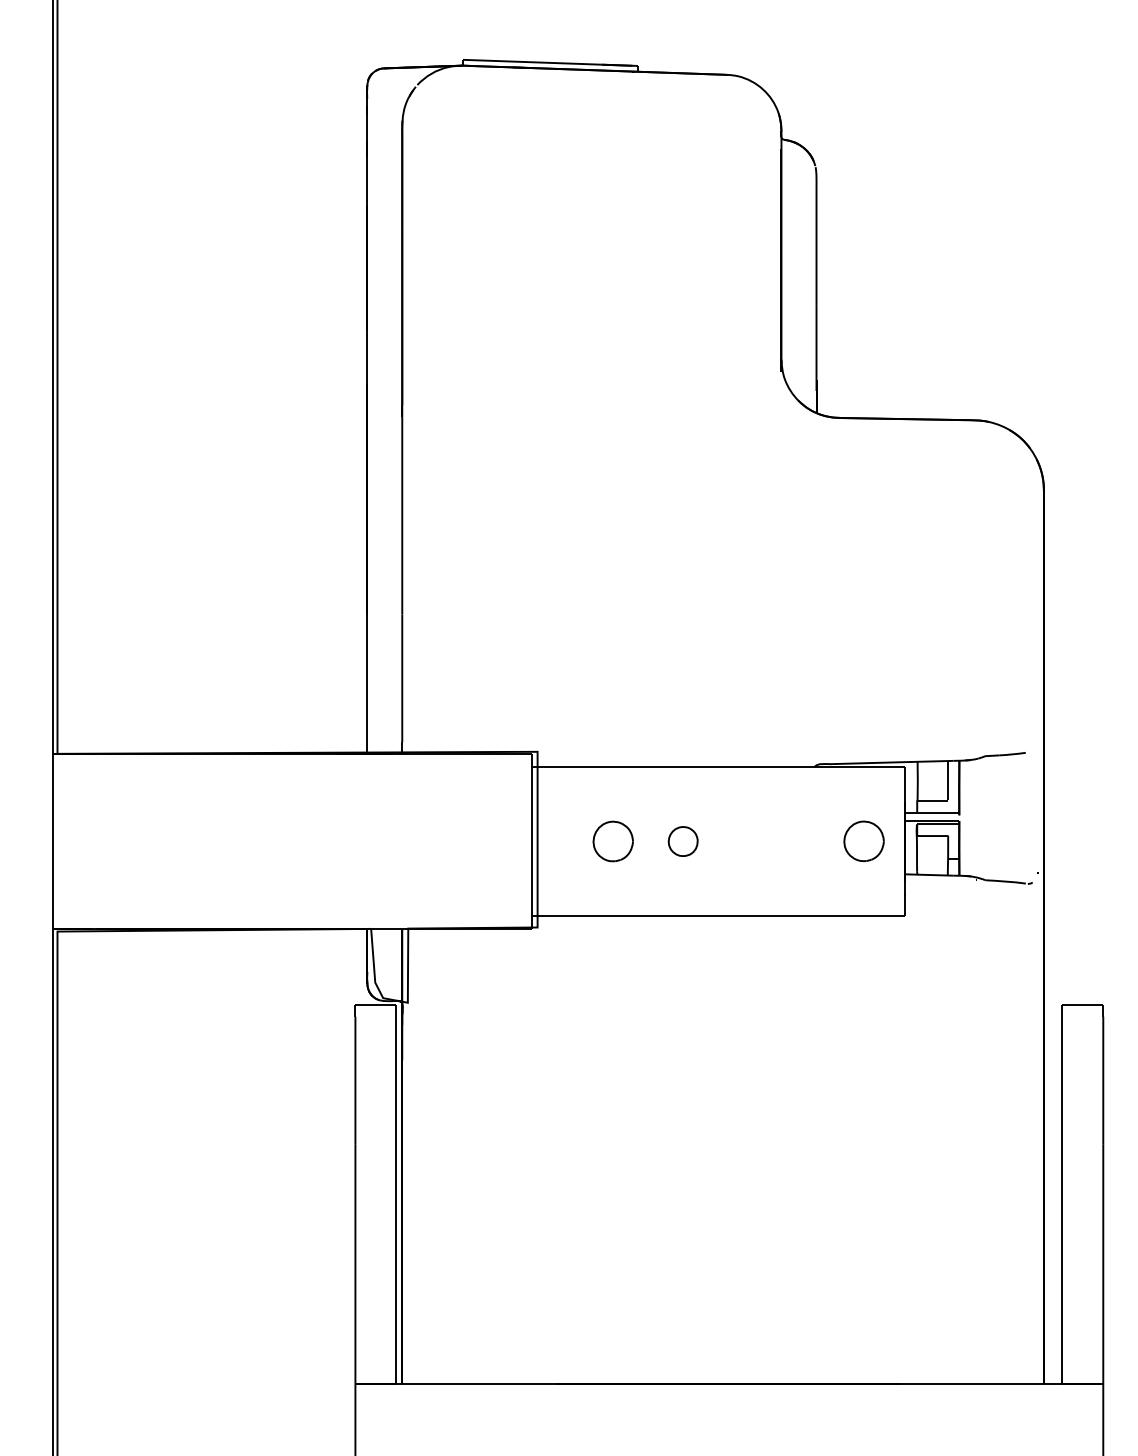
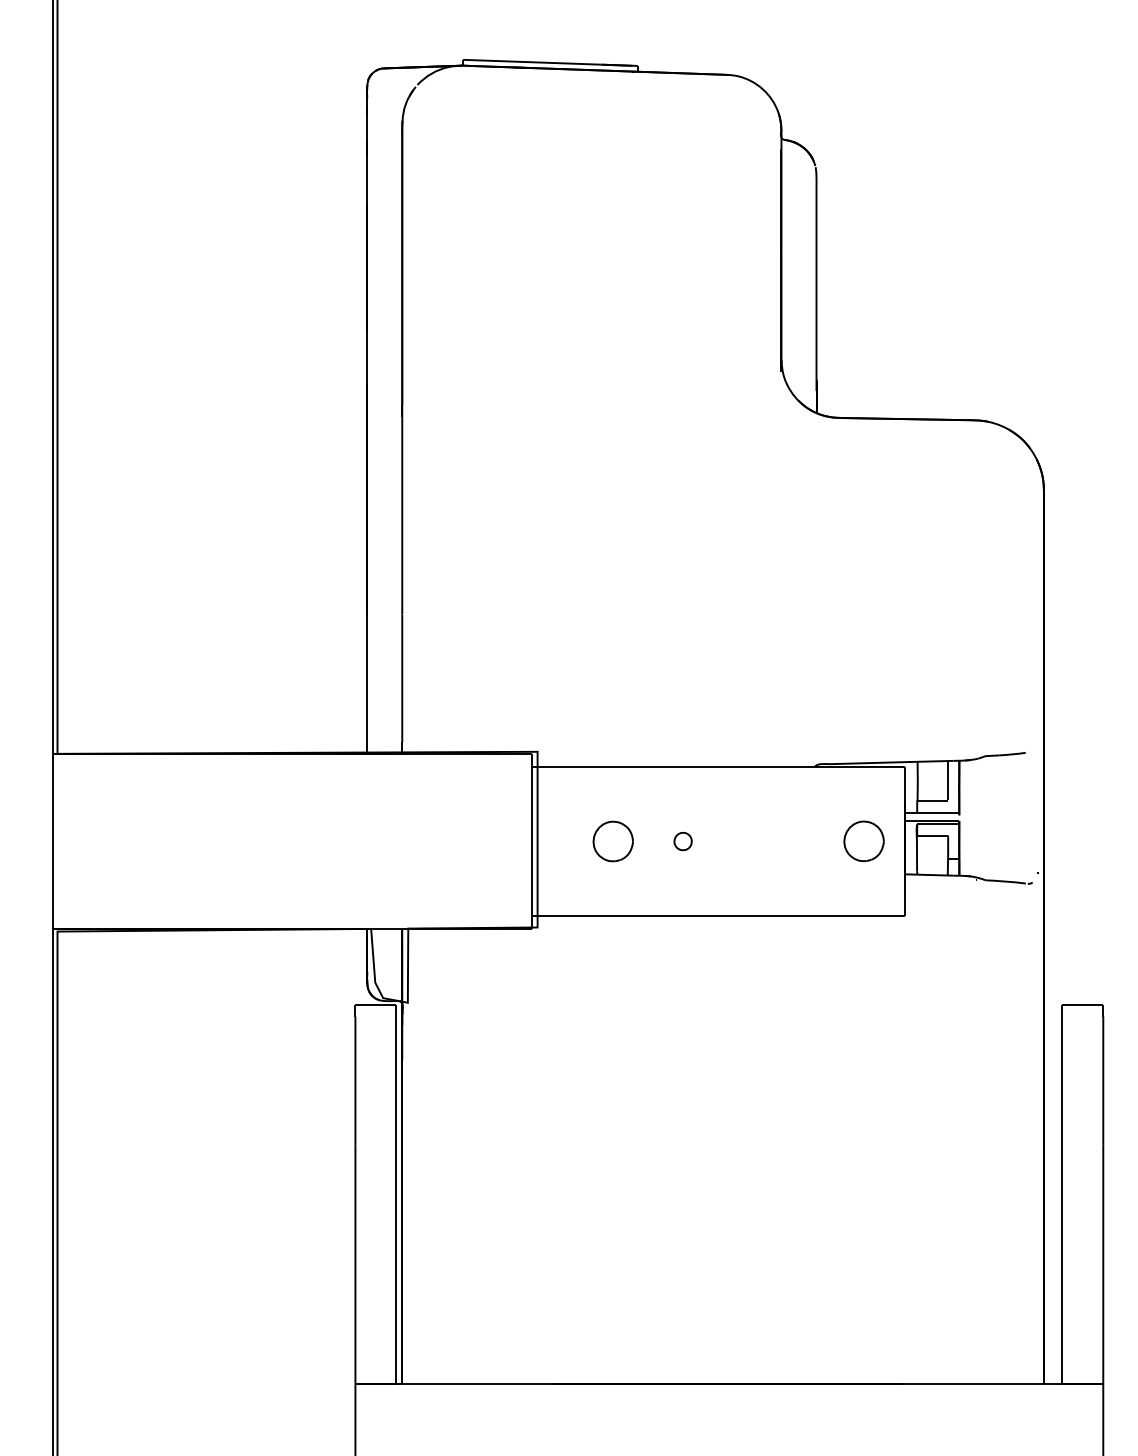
part size: 32x31 px -> 20x21 px (682, 841)
